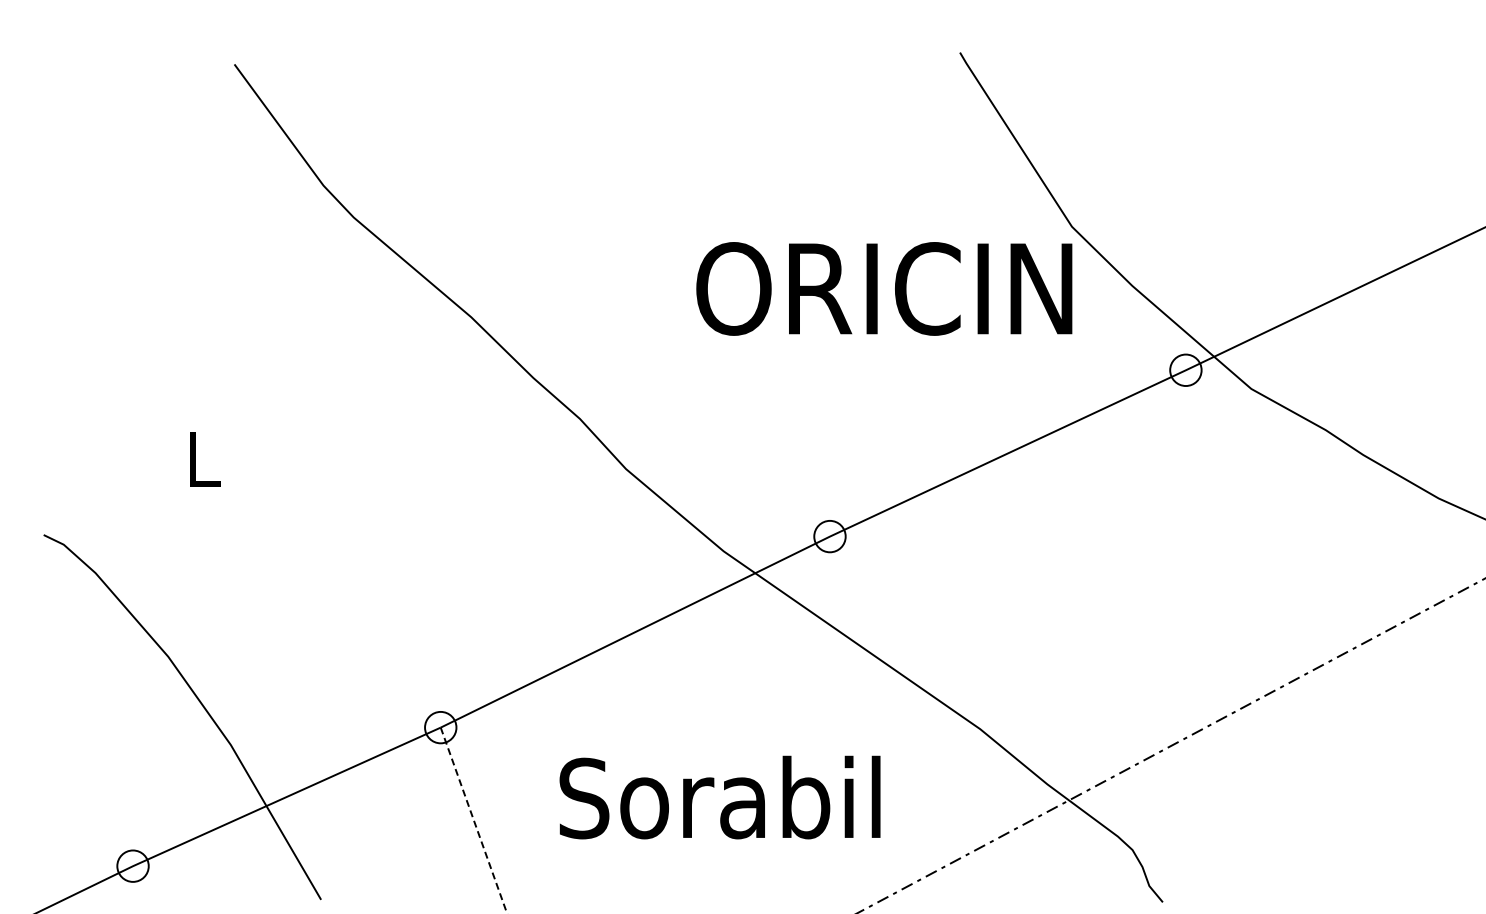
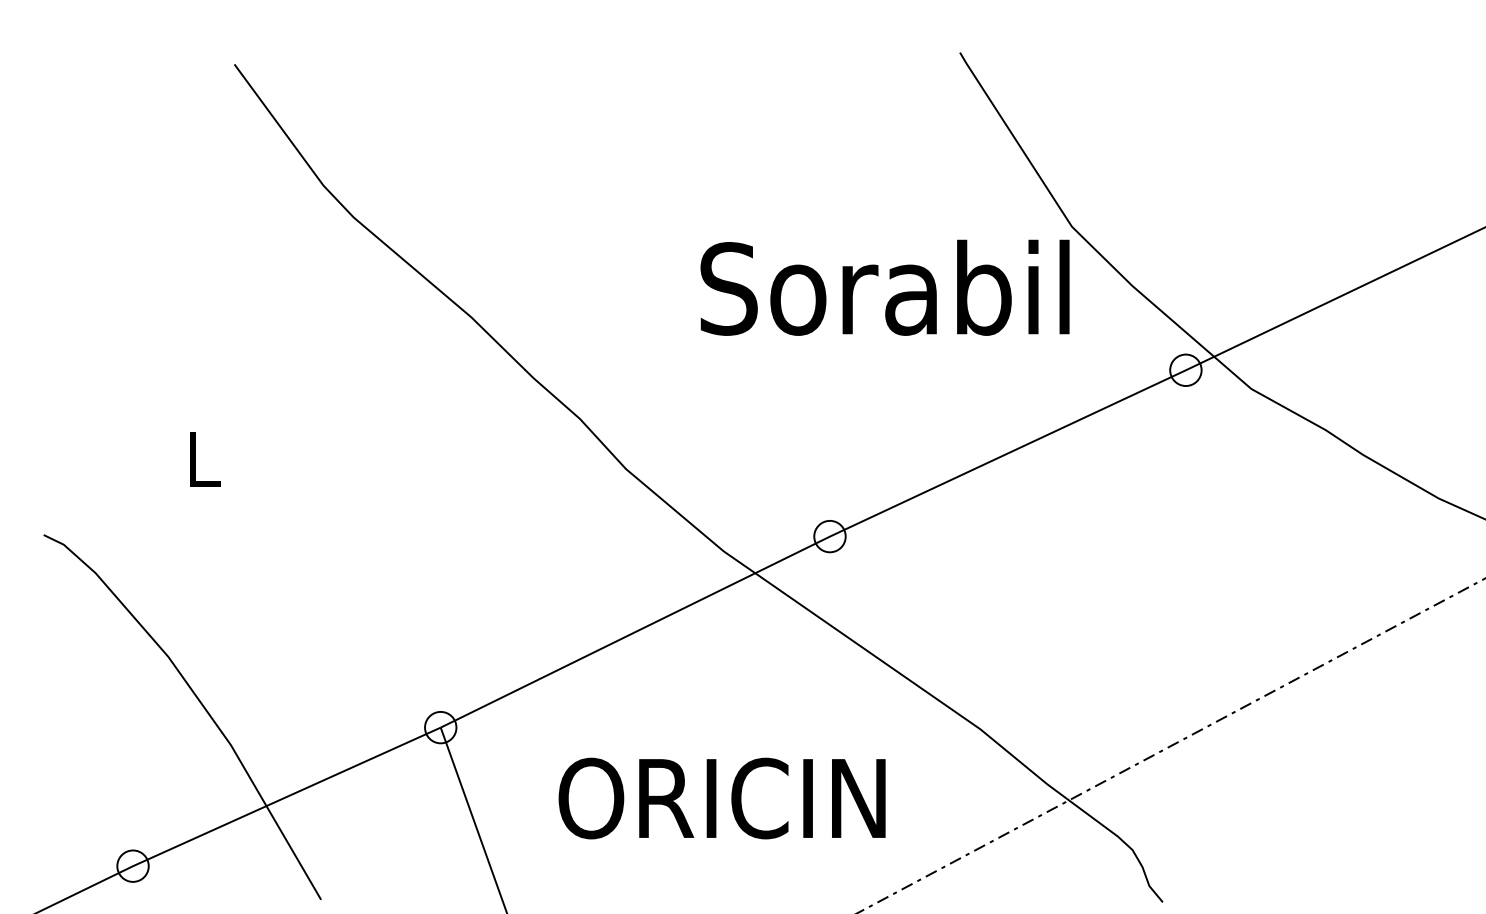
text: ORICIN -> Sorabil (884, 287)
text: Sorabil -> ORICIN (721, 797)
line: dashed -> solid (474, 820)
